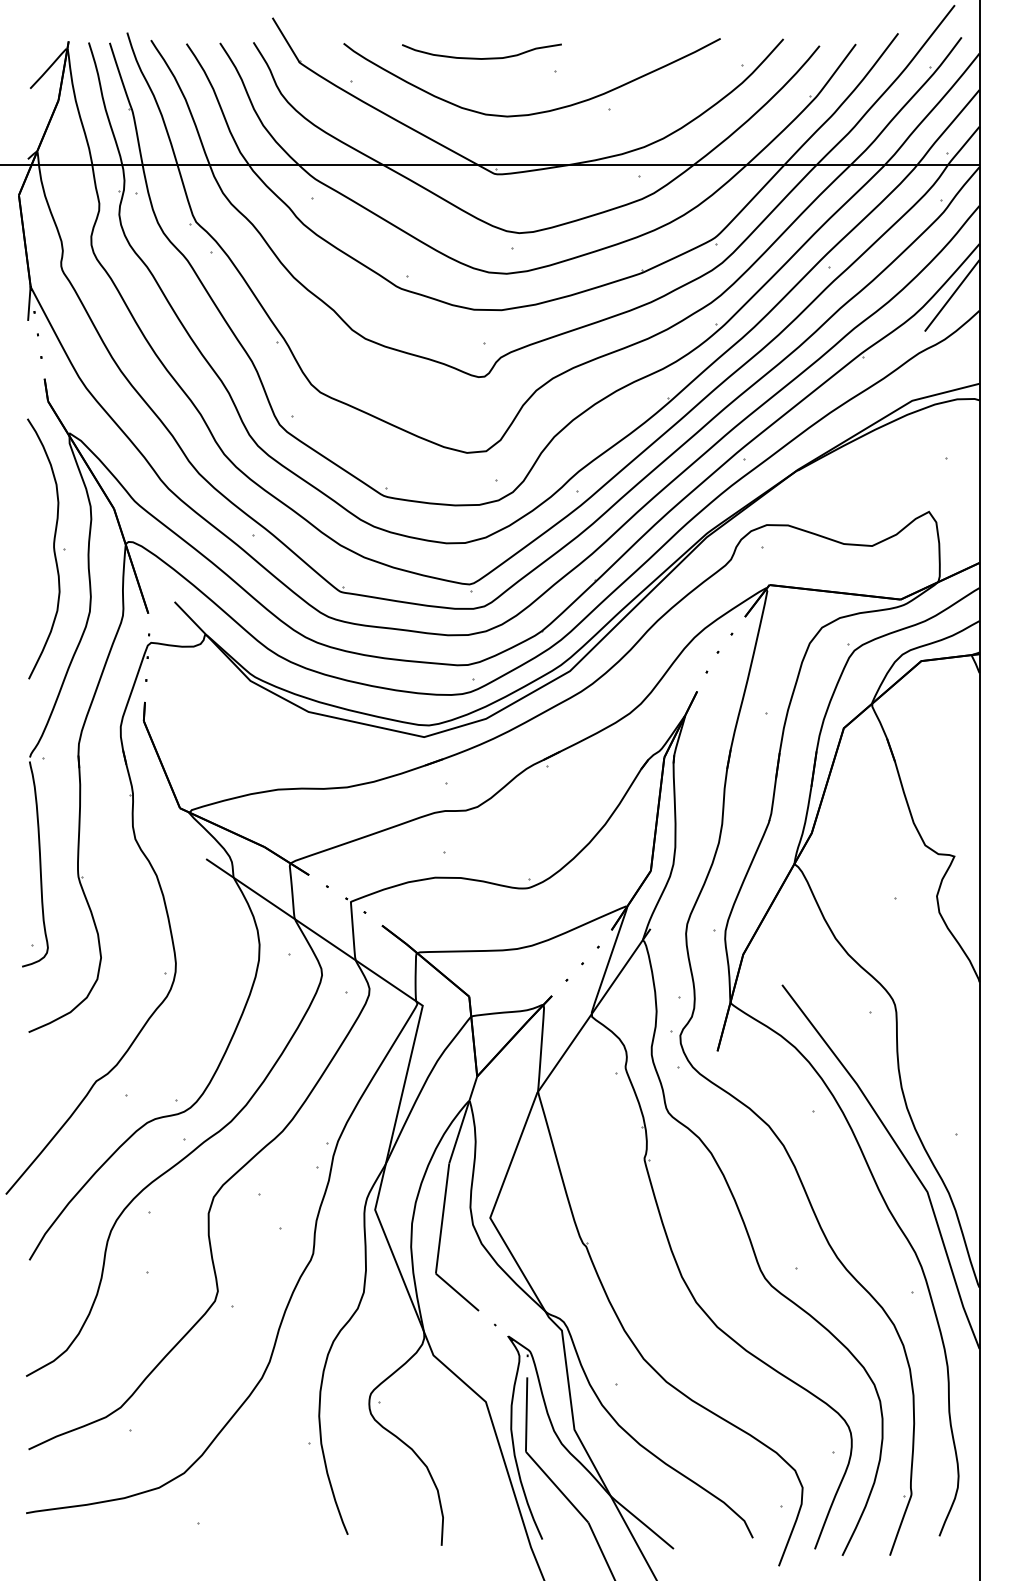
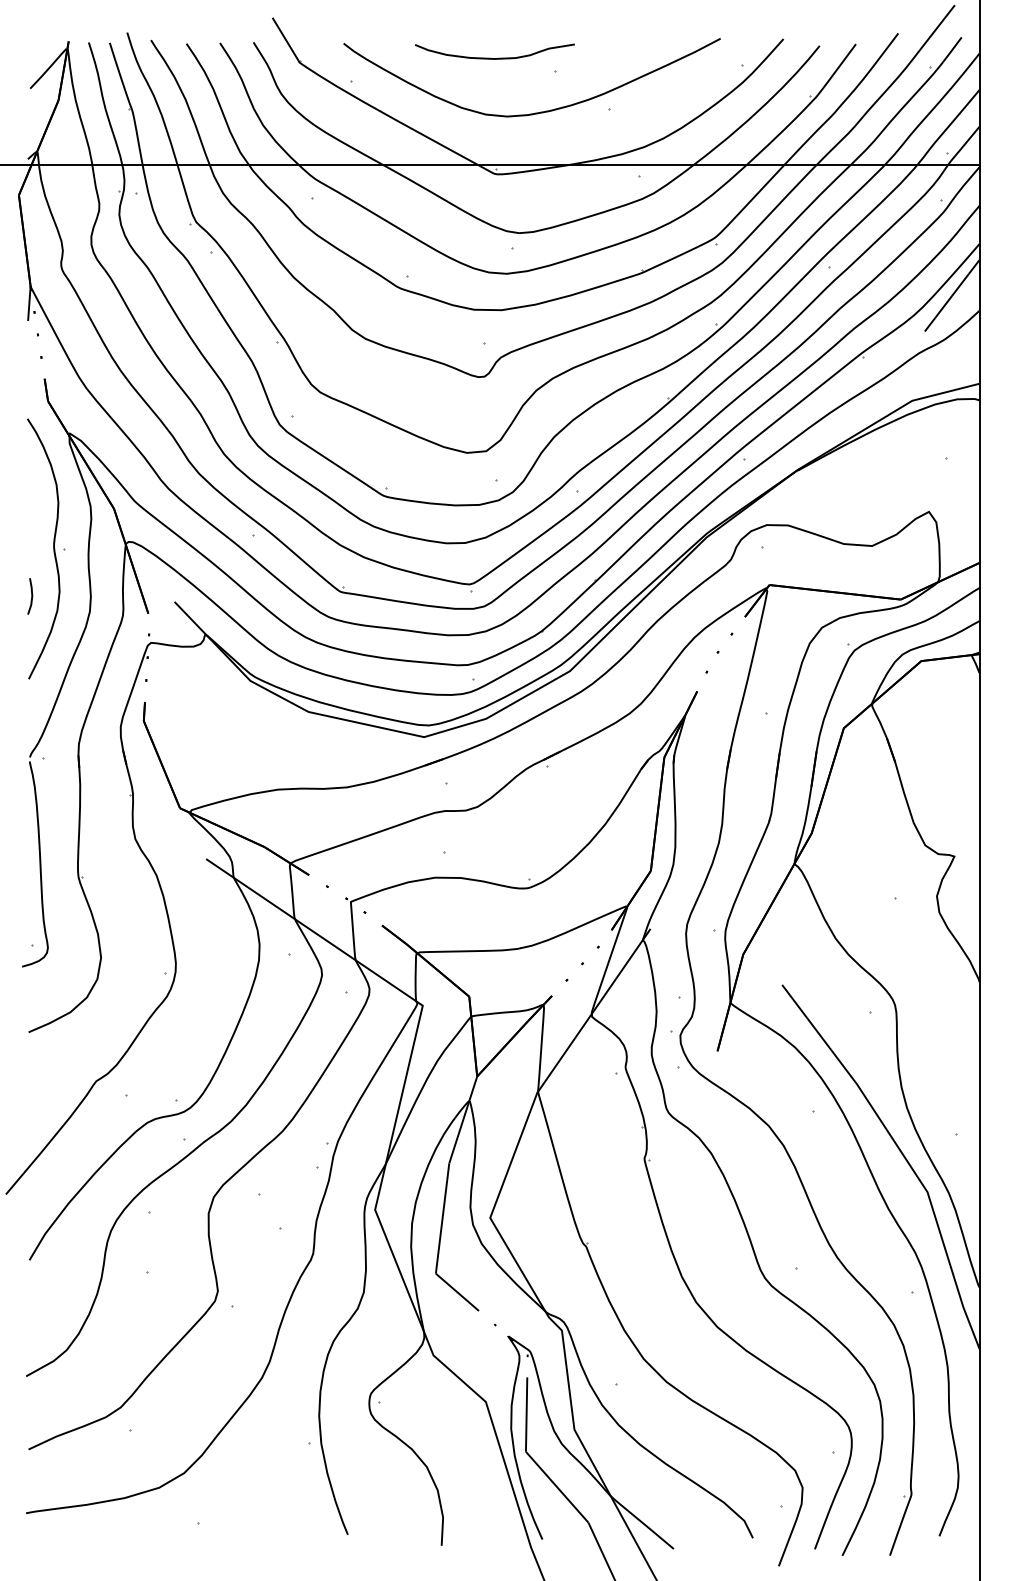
curve position: (481, 58) -> (494, 58) (494, 58)
line: none -> present (31, 596)
